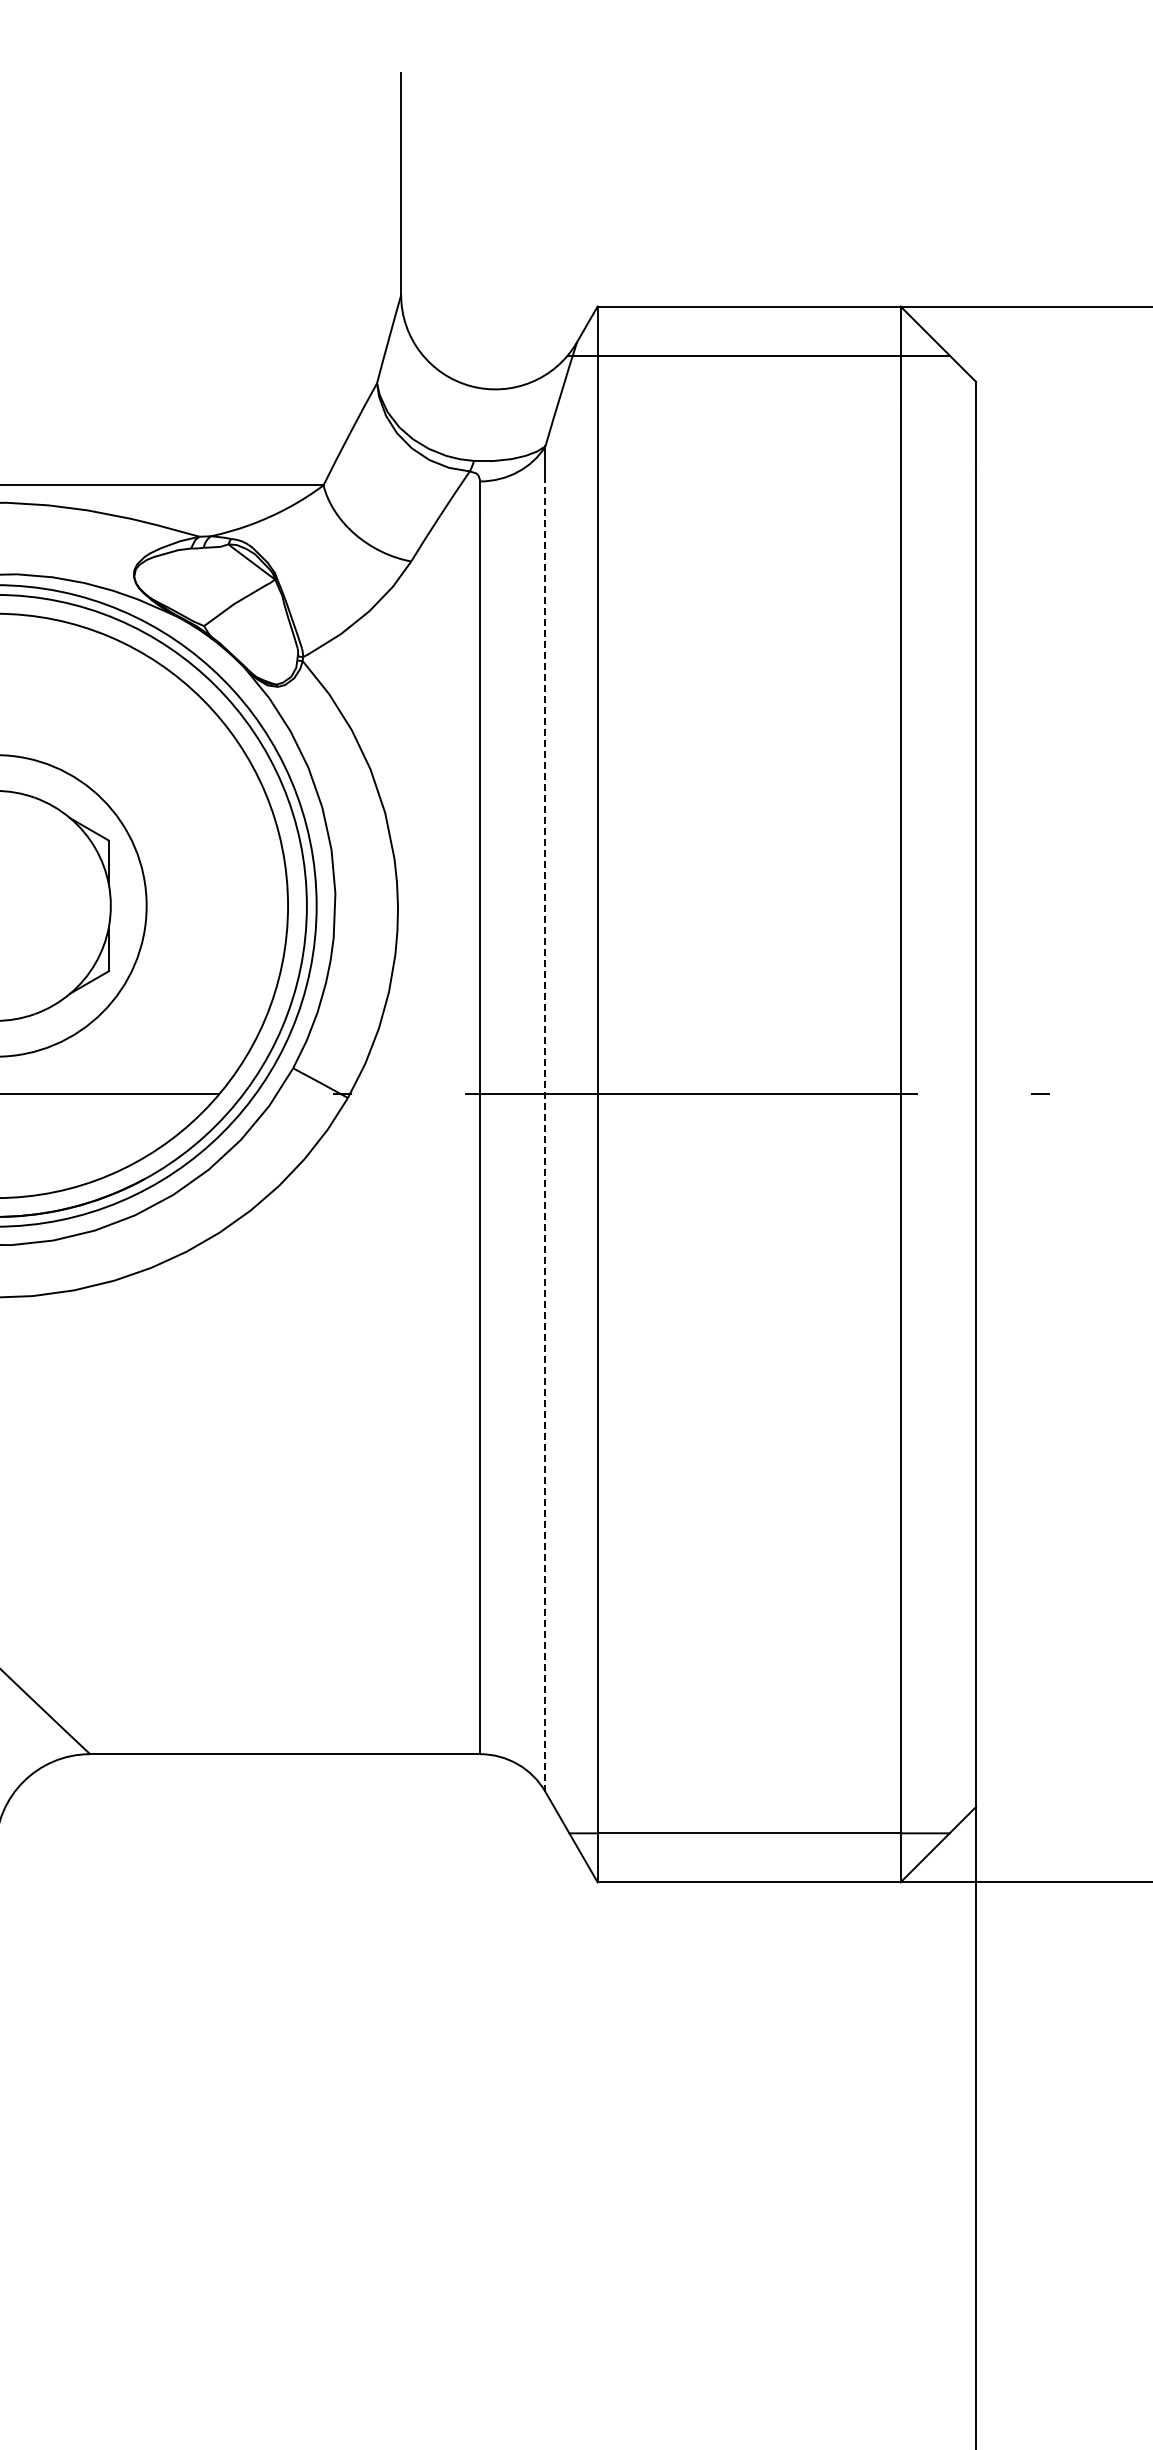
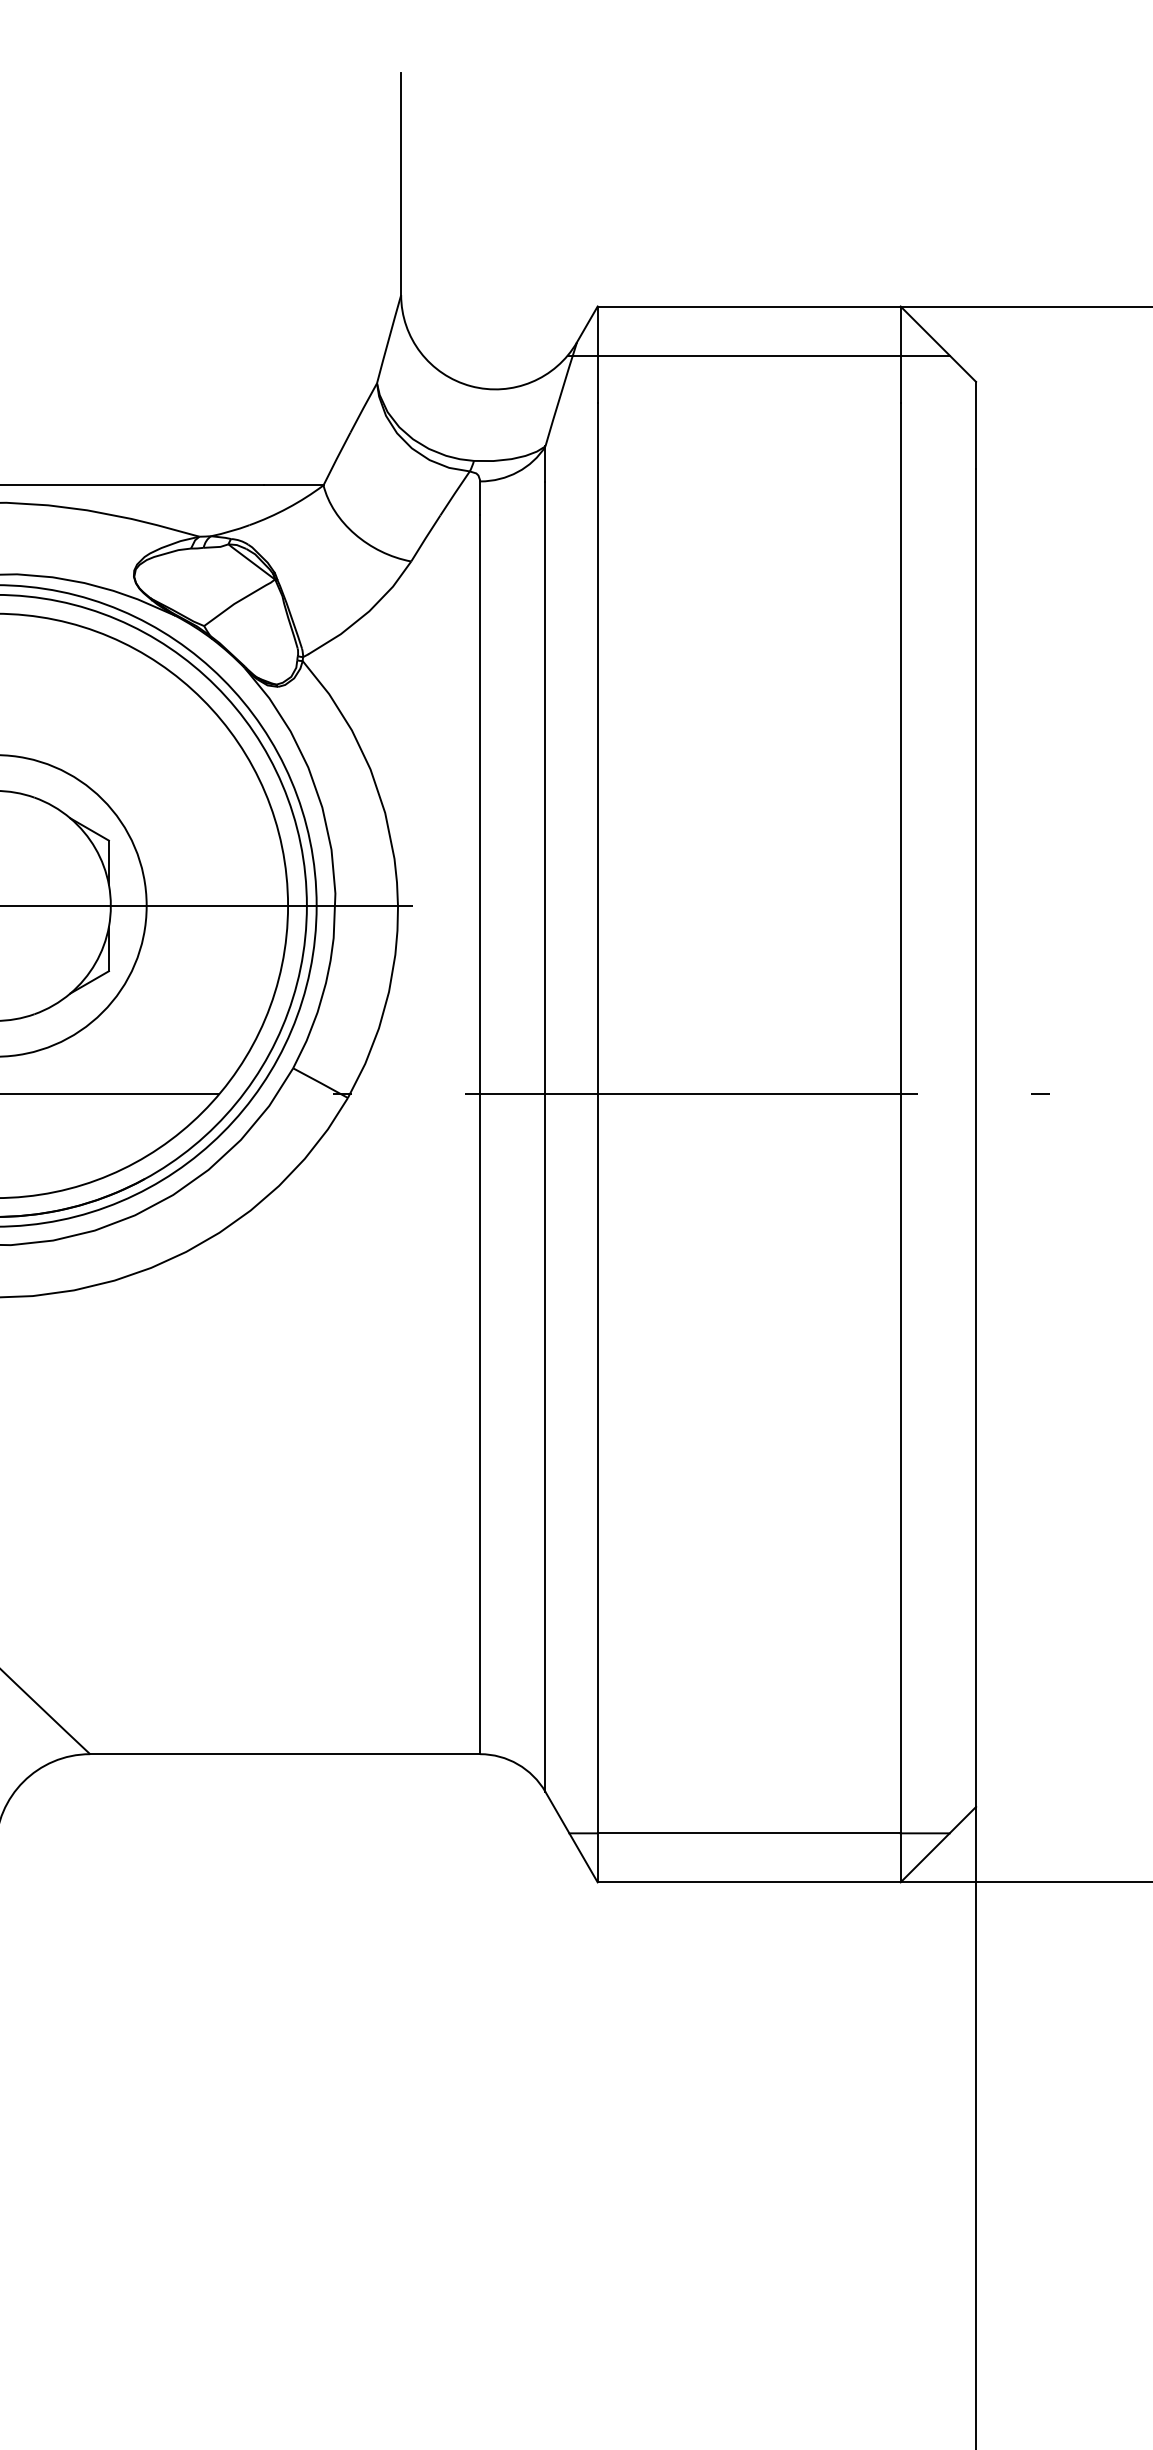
line: none -> present (207, 905)
line: dashed -> solid (545, 1137)
